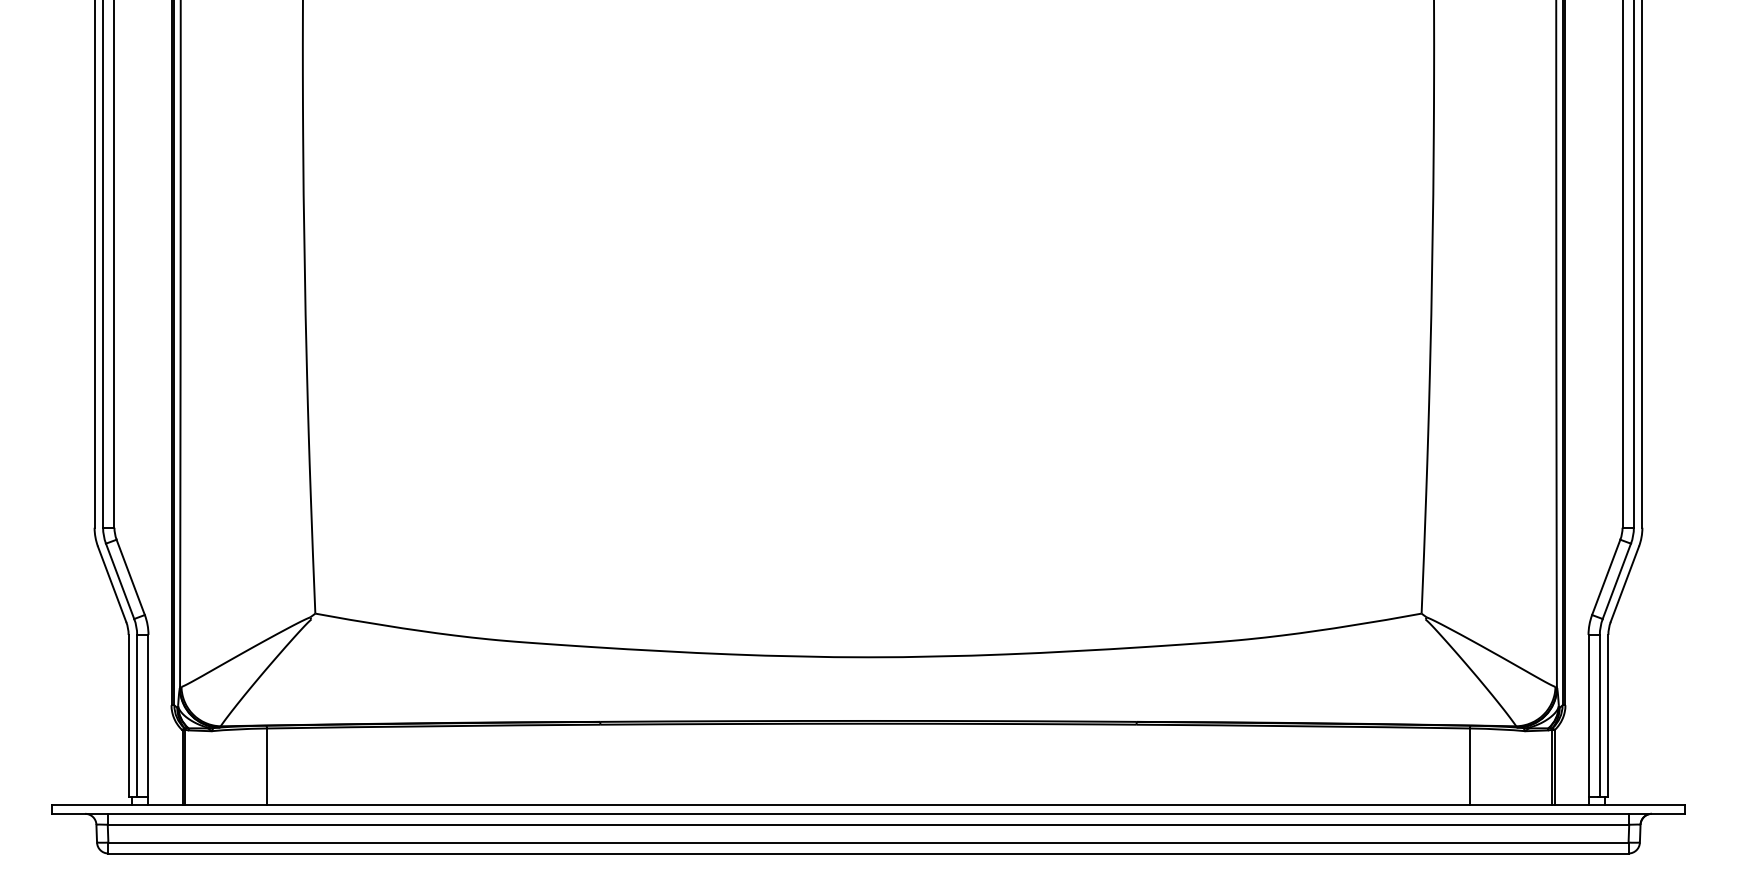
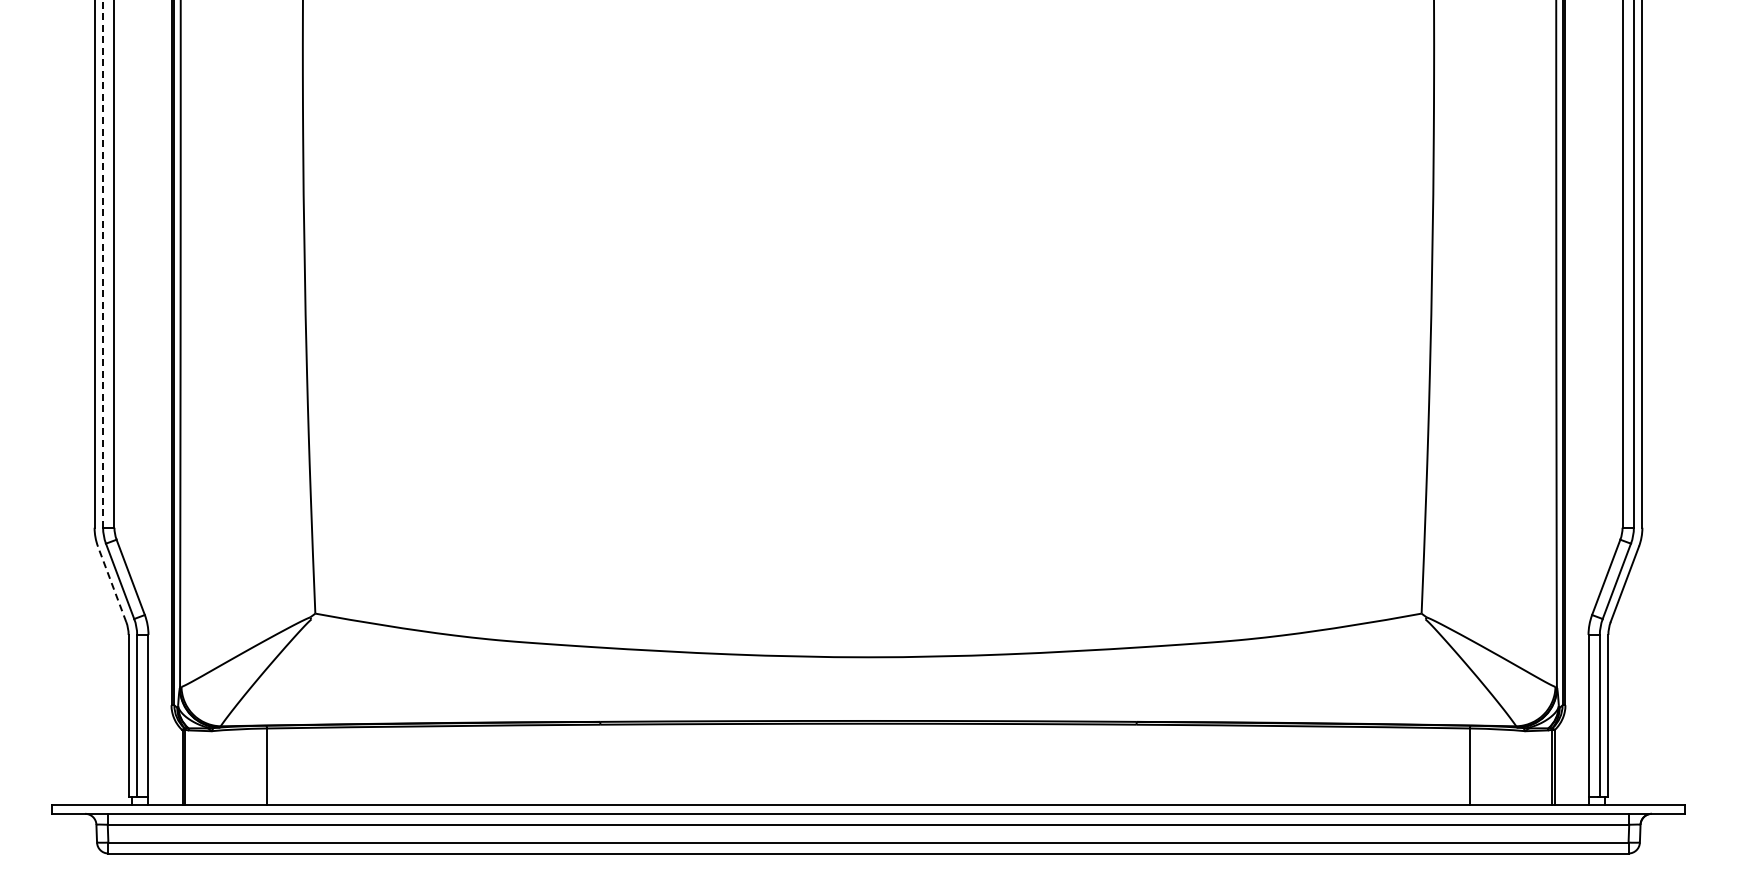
line: solid -> dashed (103, 263)
line: solid -> dashed (111, 583)
